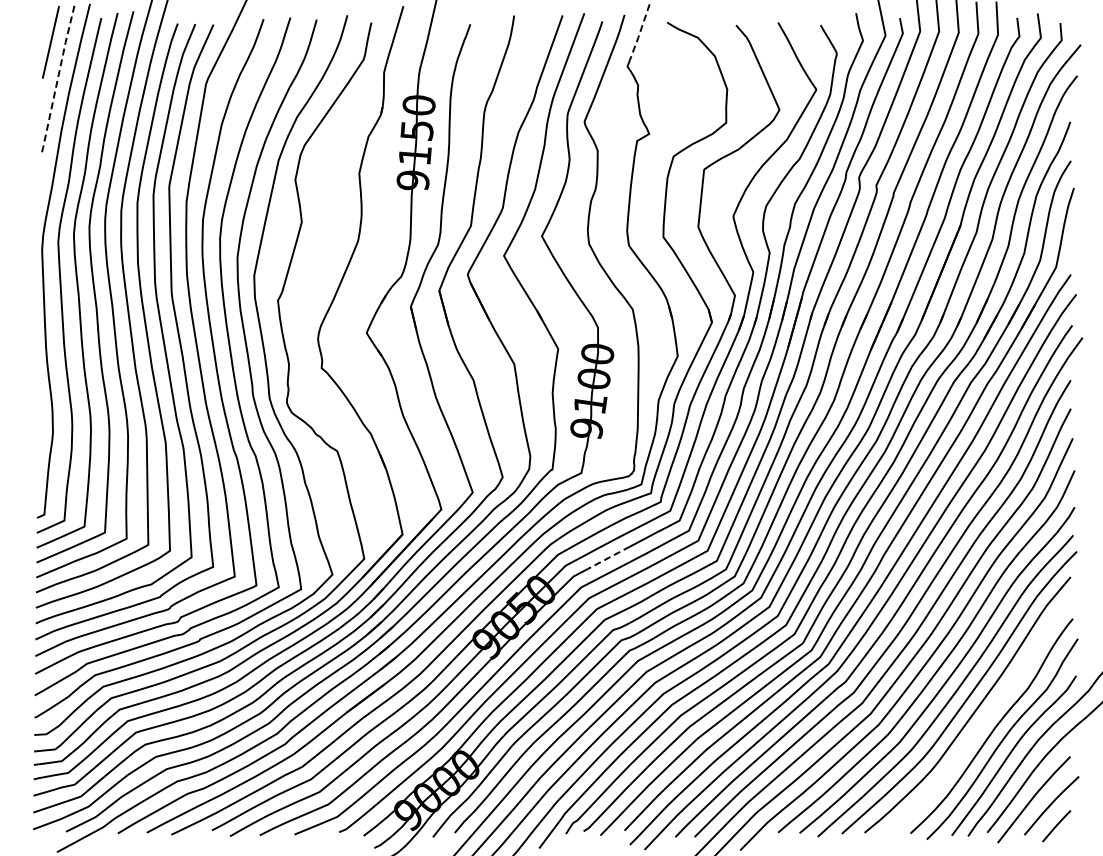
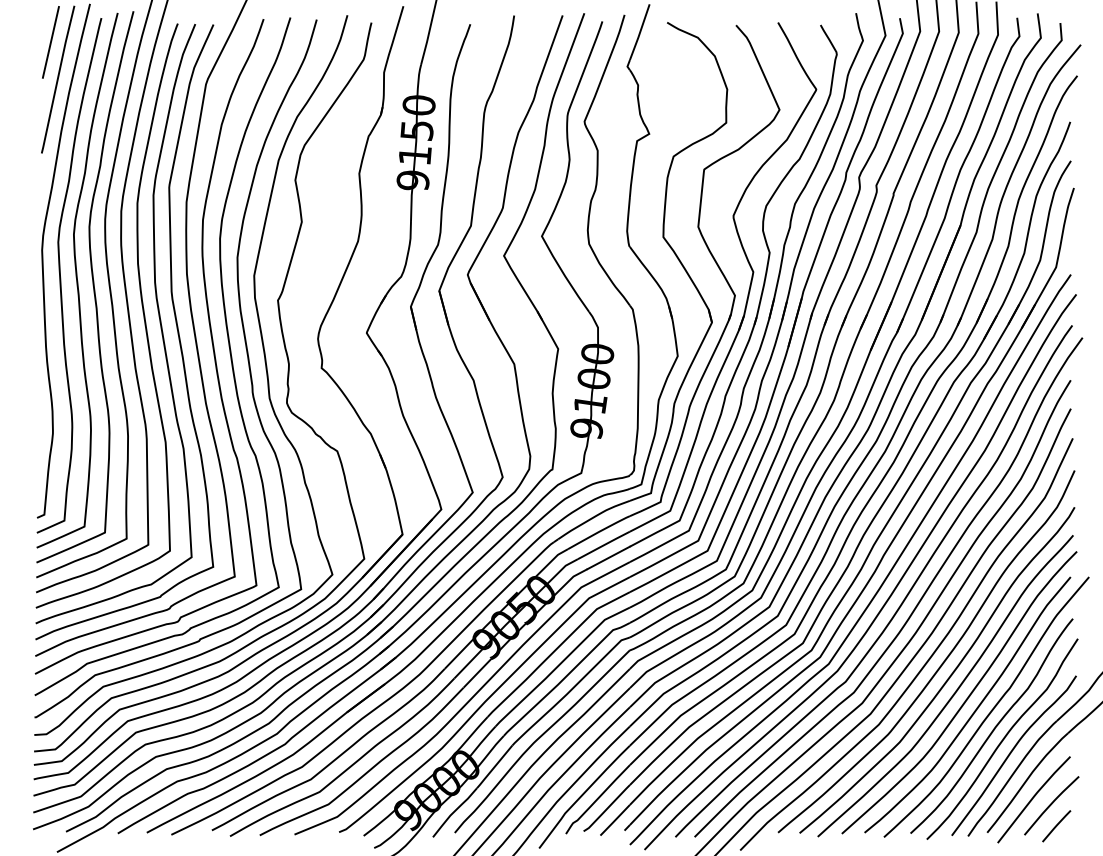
line: dashed -> solid (639, 32)
line: dashed -> solid (57, 80)
line: dashed -> solid (608, 557)
curve: none -> present (990, 710)
